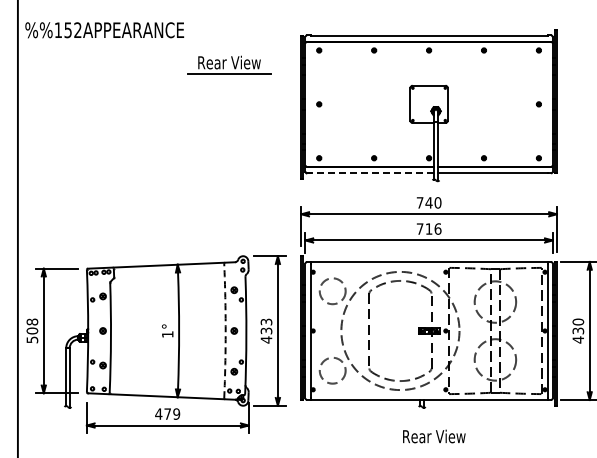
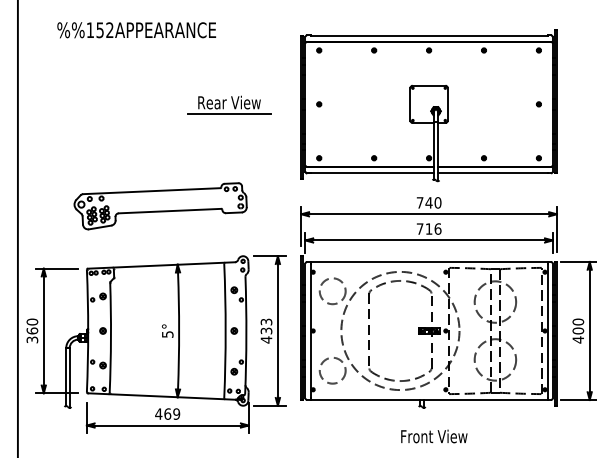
text position: (104, 30) -> (136, 30) (136, 30)
part position: (229, 64) -> (229, 104) (229, 104)
line: dashed -> solid (372, 173)
part: none -> present (160, 206)
text: 508 -> 360 (31, 330)
arc: dashed -> solid (225, 330)
text: 430 -> 400 (578, 330)
text: 1° -> 5° (167, 334)
text: 479 -> 469 (167, 413)
text: Rear View -> Front View (434, 436)
